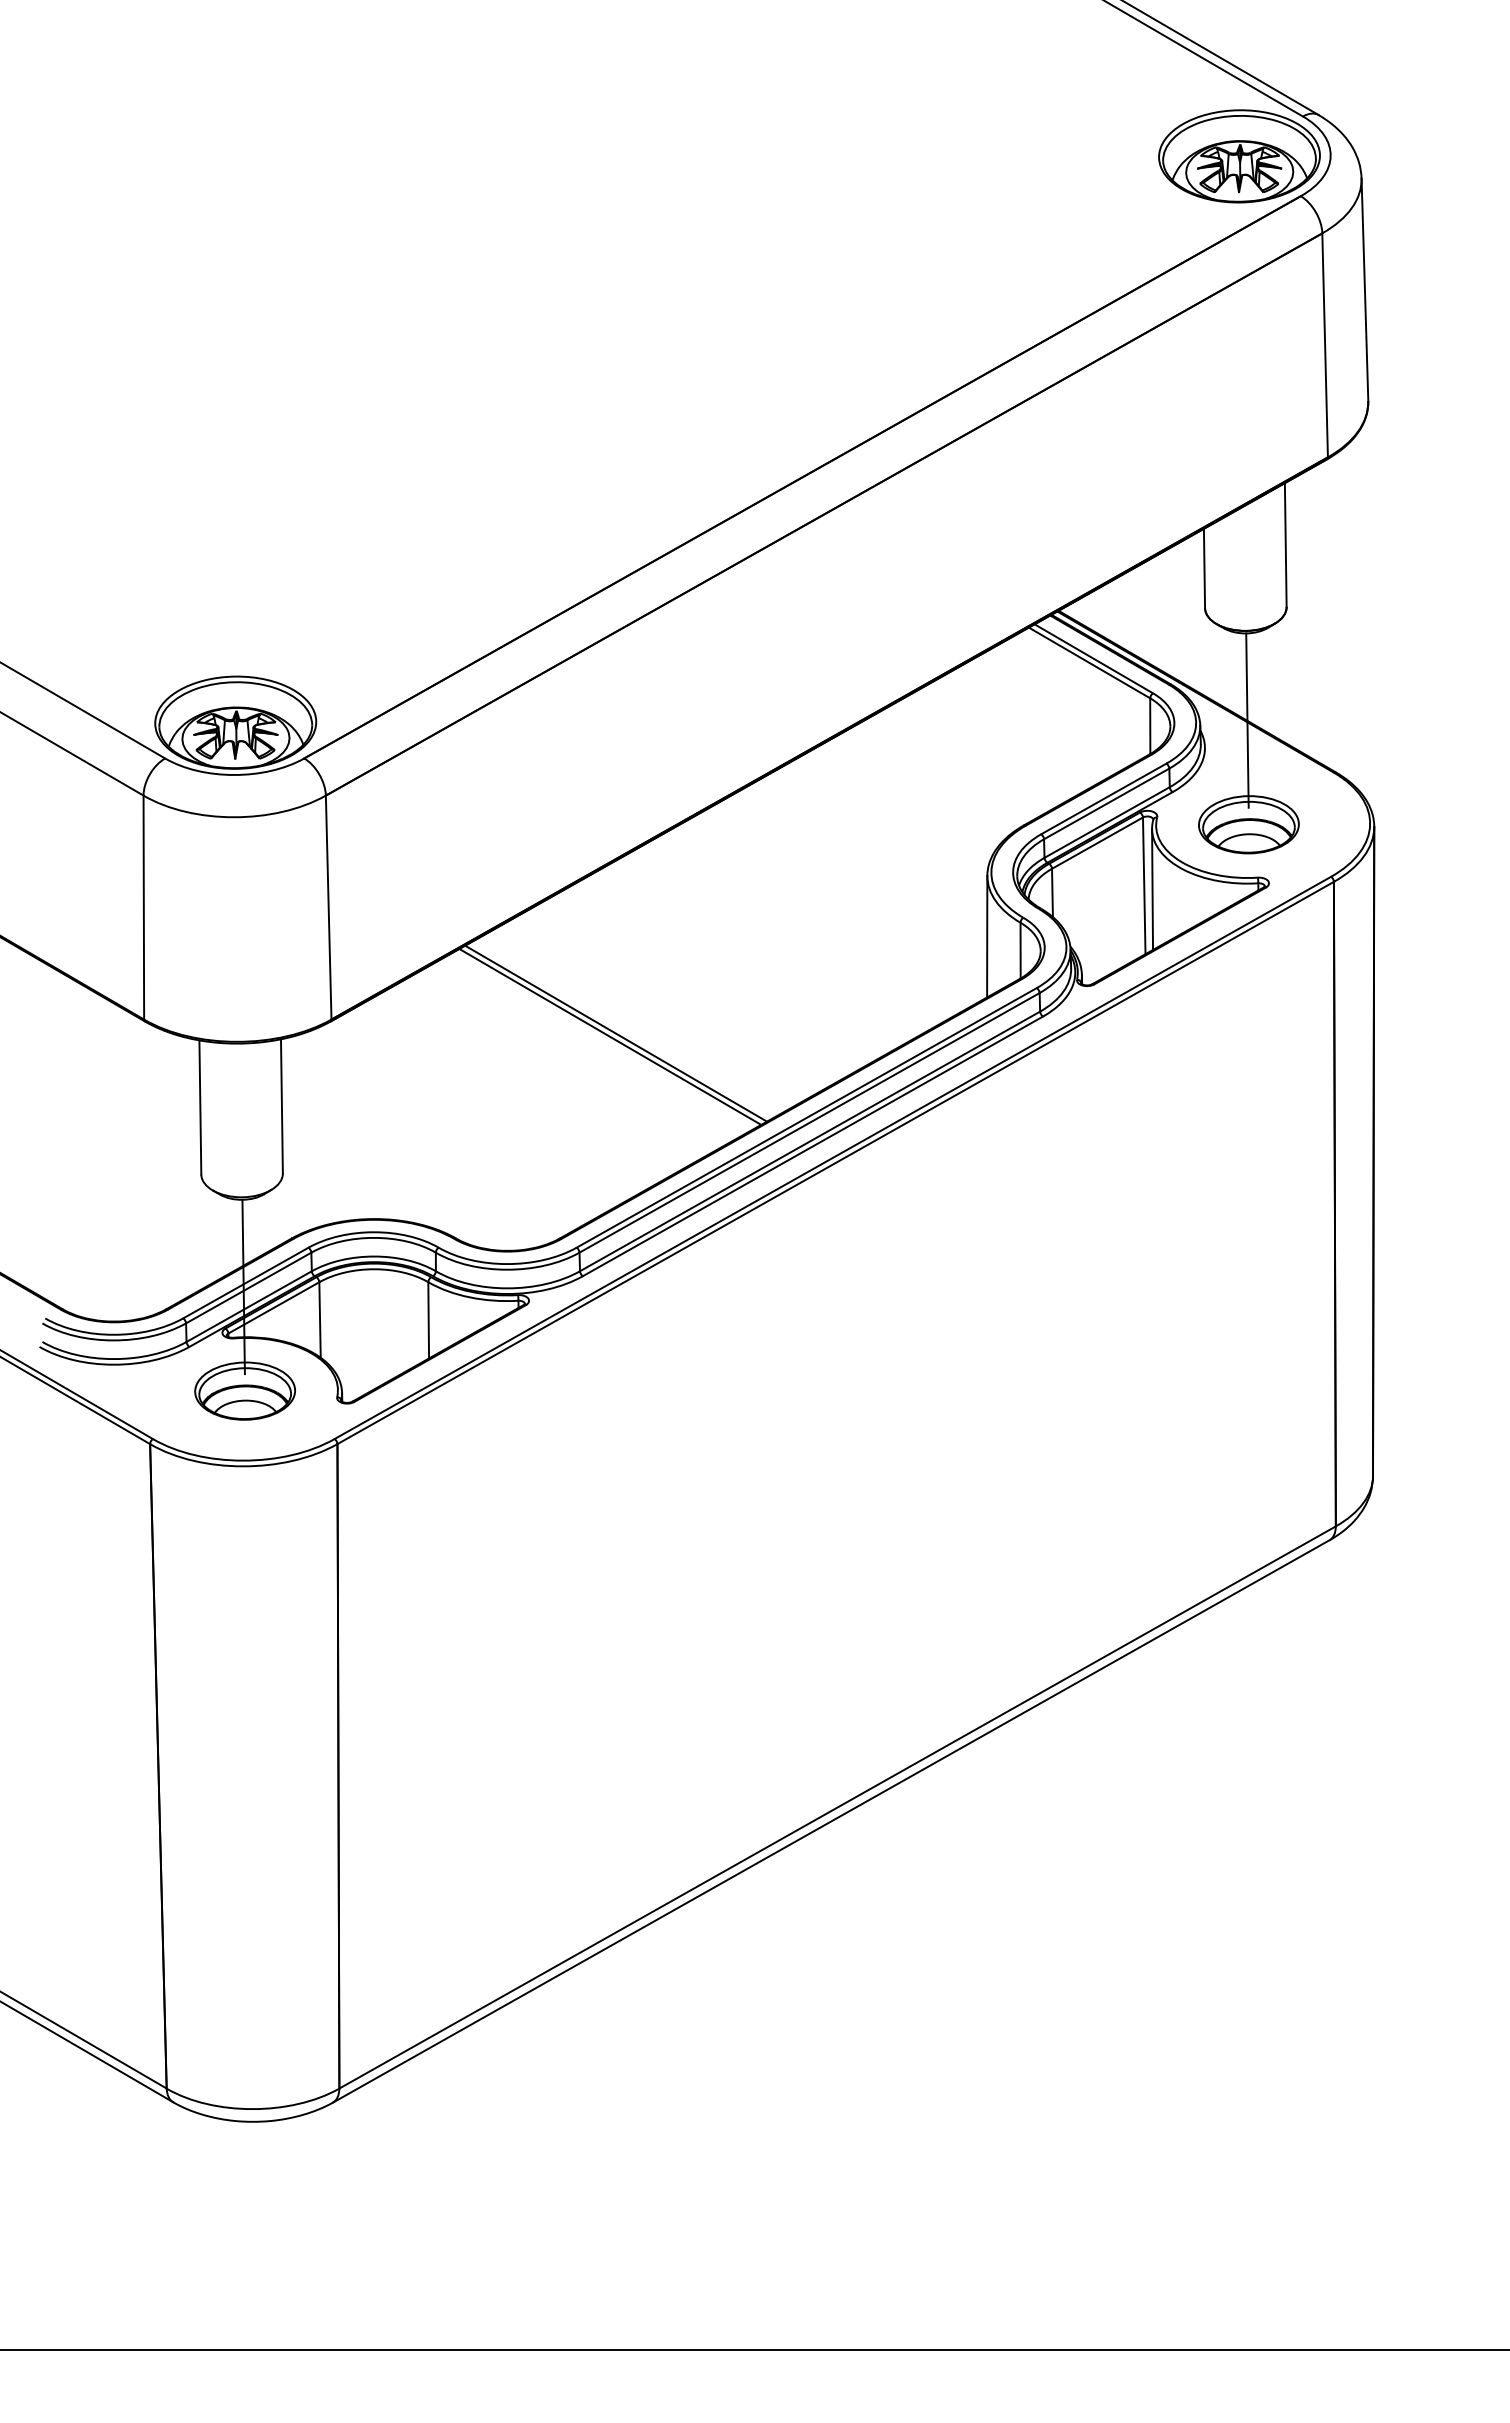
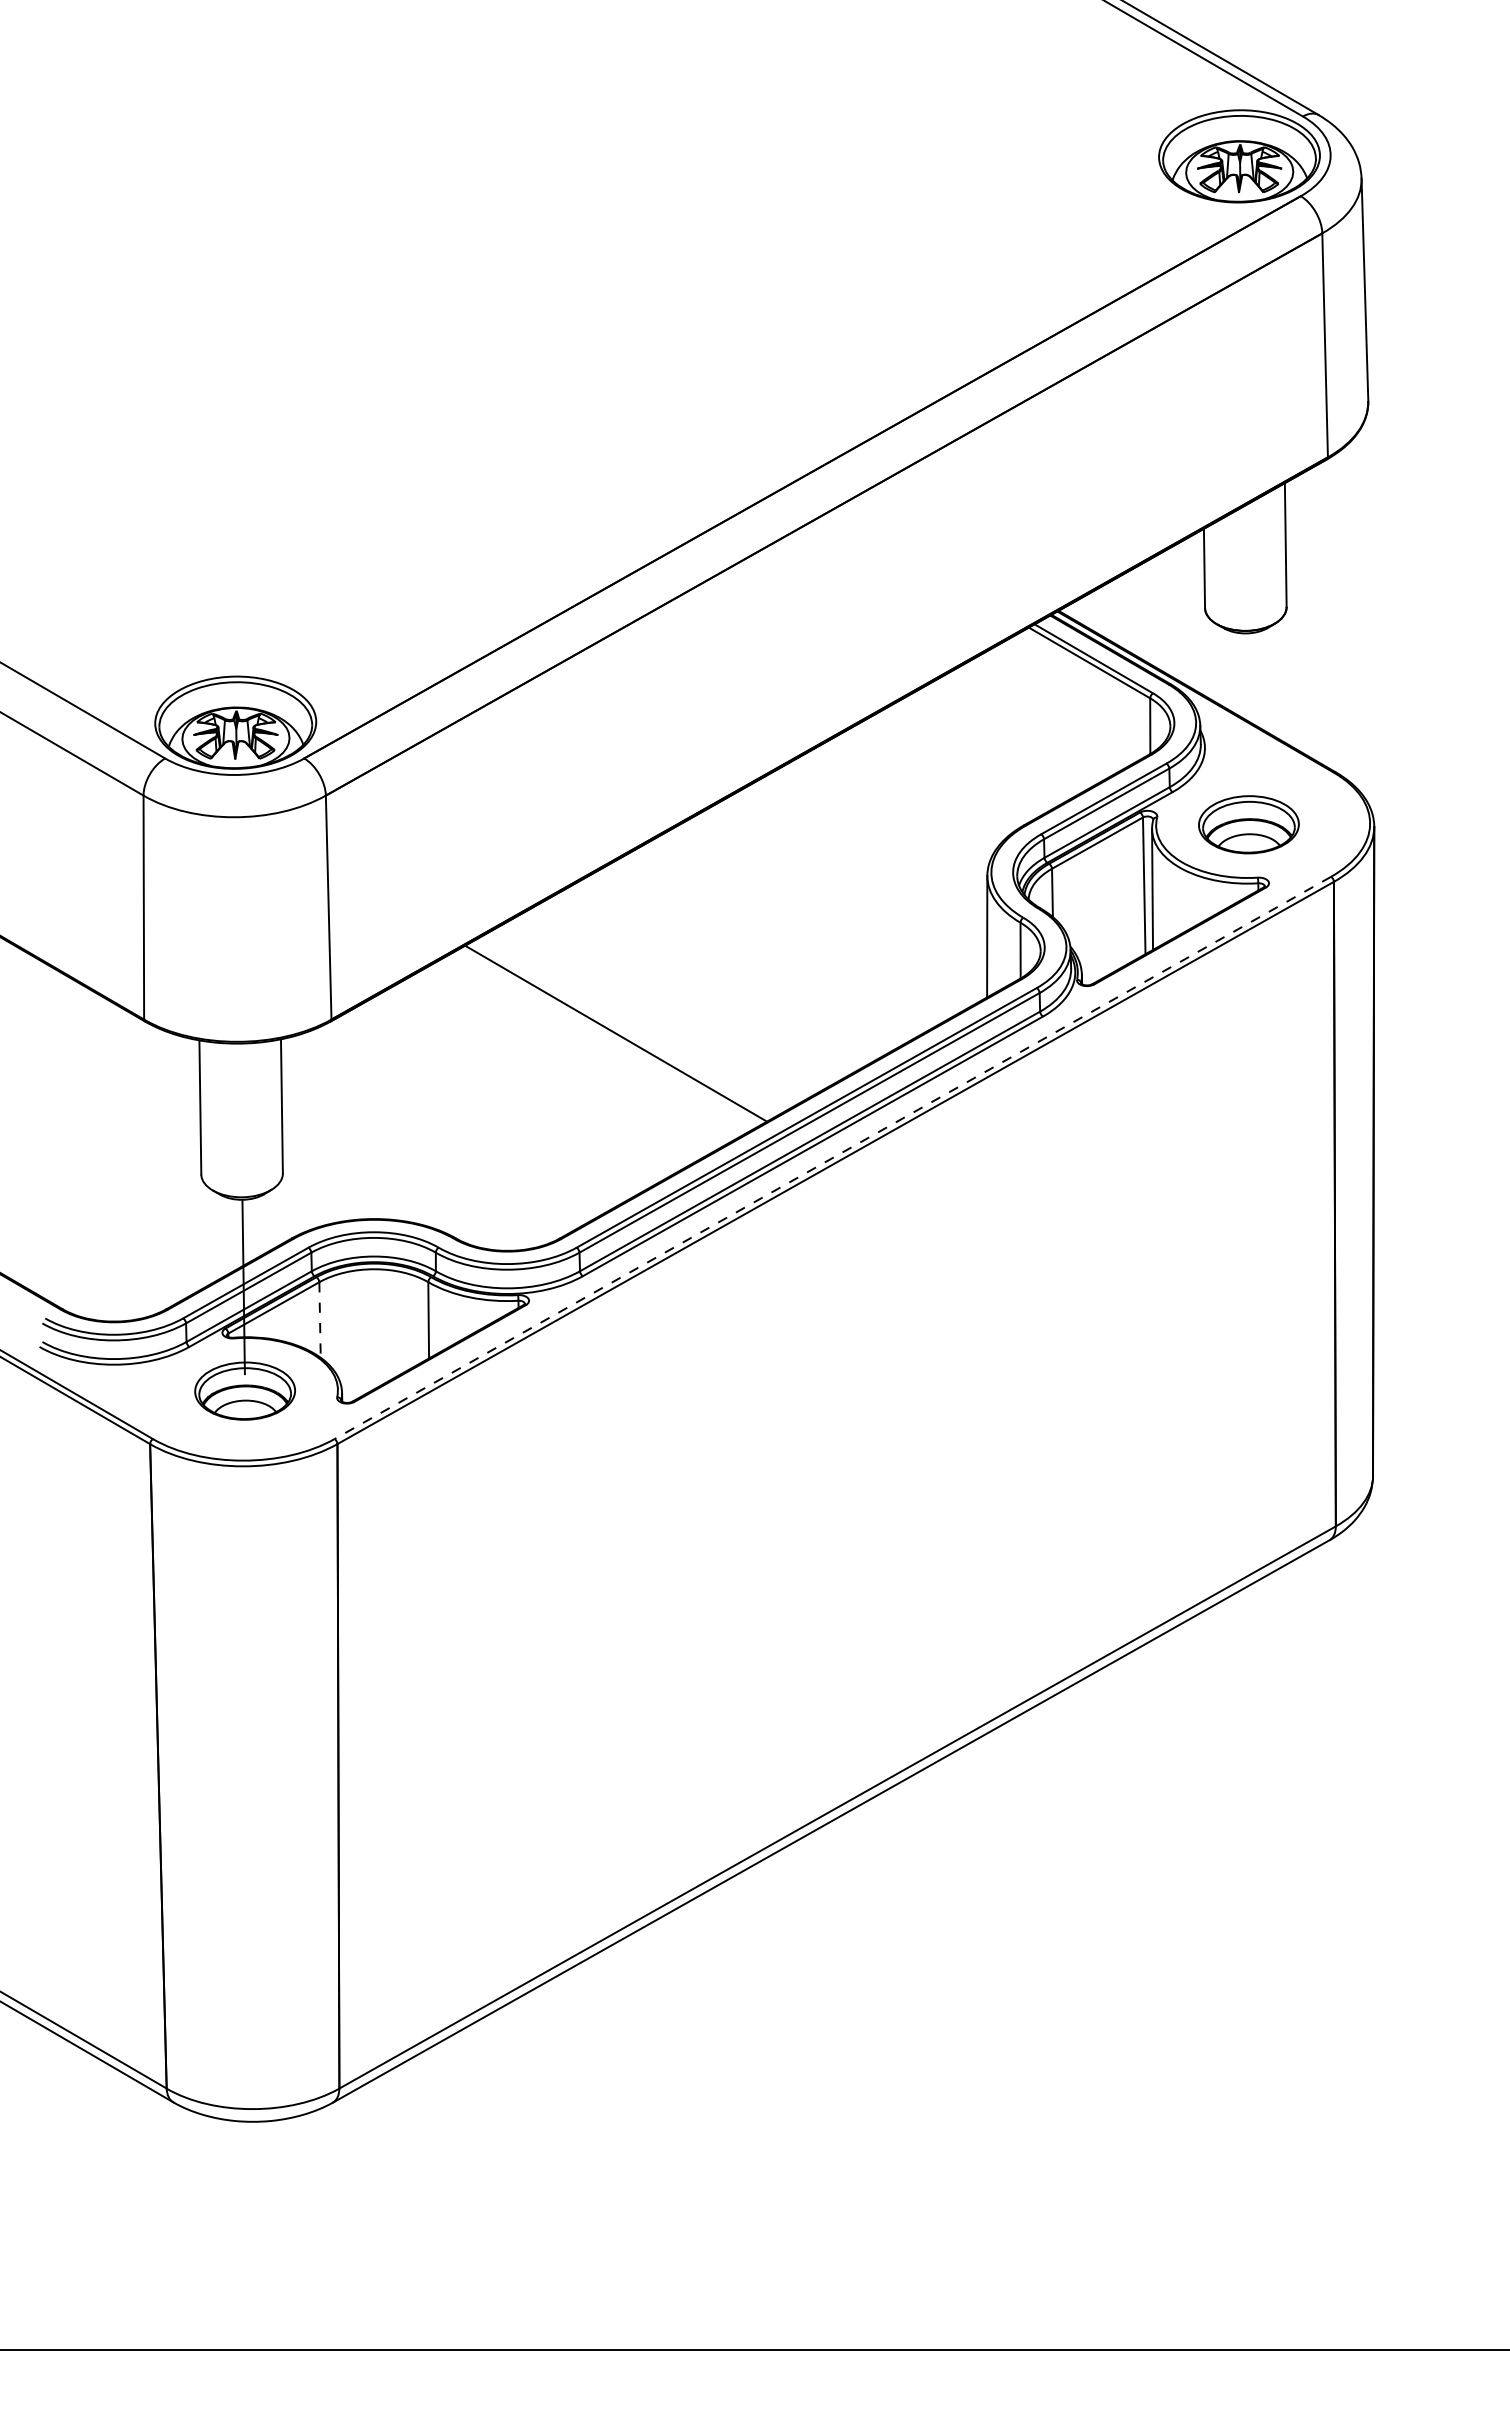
line: present -> none (1247, 720)
line: present -> none (610, 1036)
line: solid -> dashed (832, 1158)
line: solid -> dashed (320, 1319)
